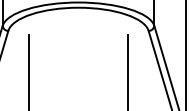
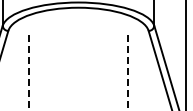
line: solid -> dashed (28, 72)
line: solid -> dashed (128, 72)
